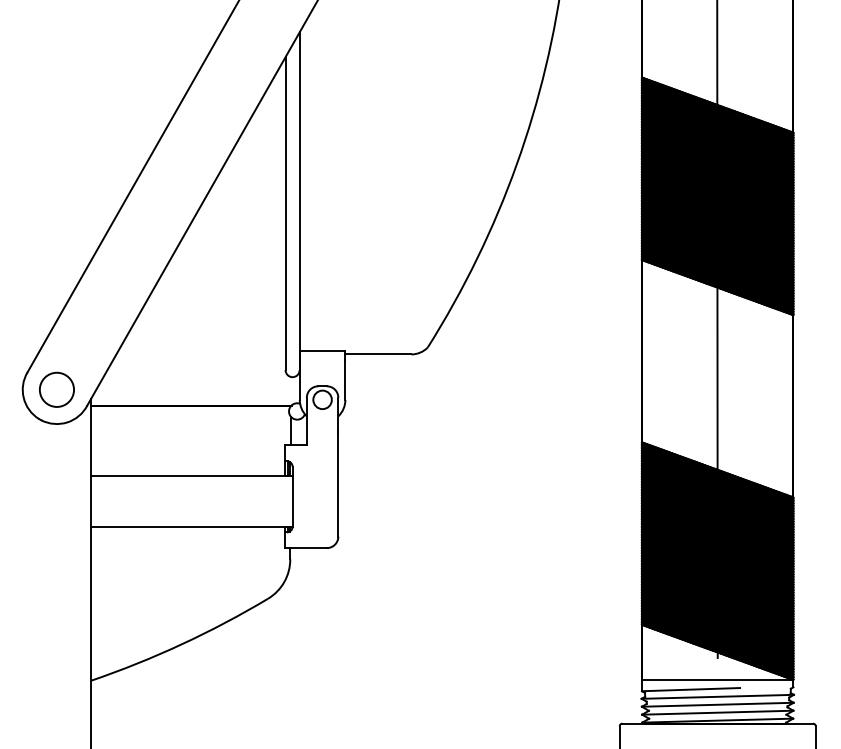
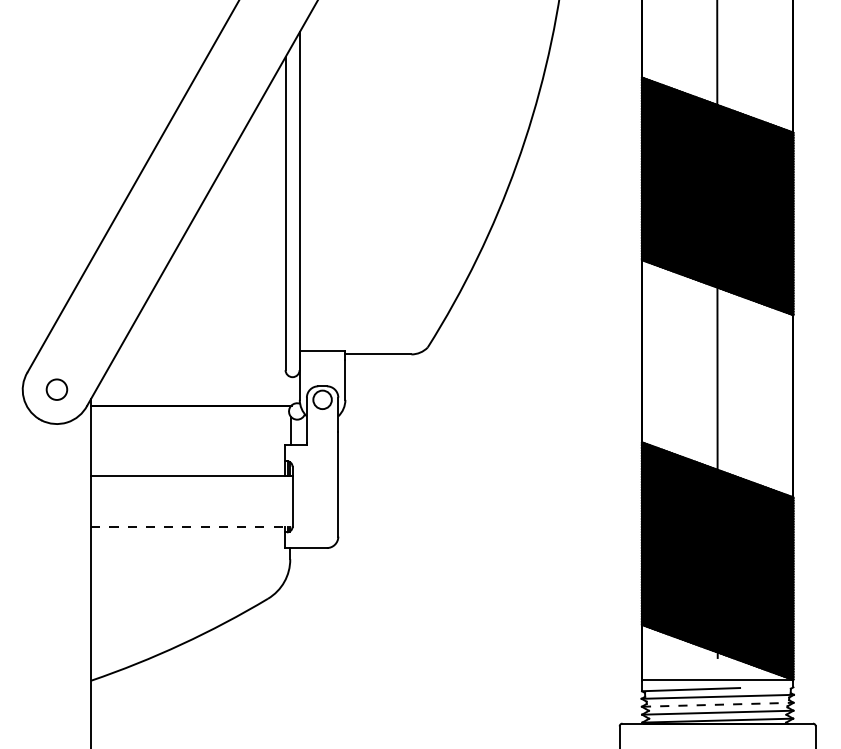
circle size: 36x37 px -> 24x23 px (56, 389)
line: solid -> dashed (191, 526)
line: solid -> dashed (717, 704)
